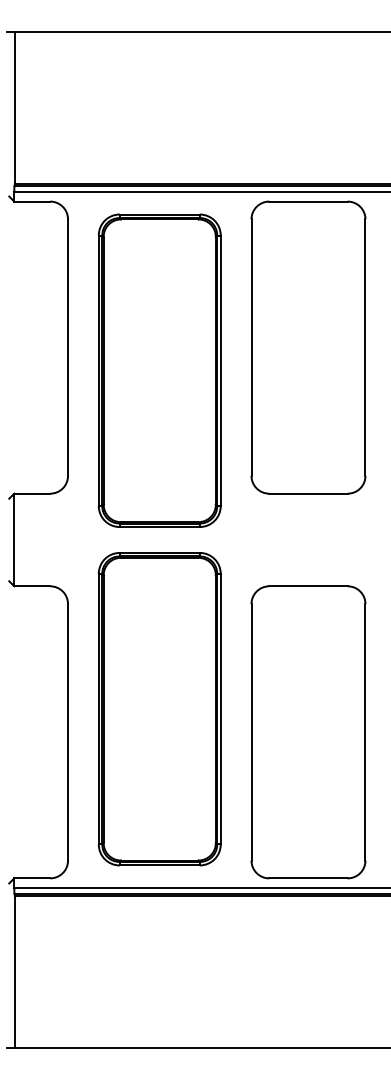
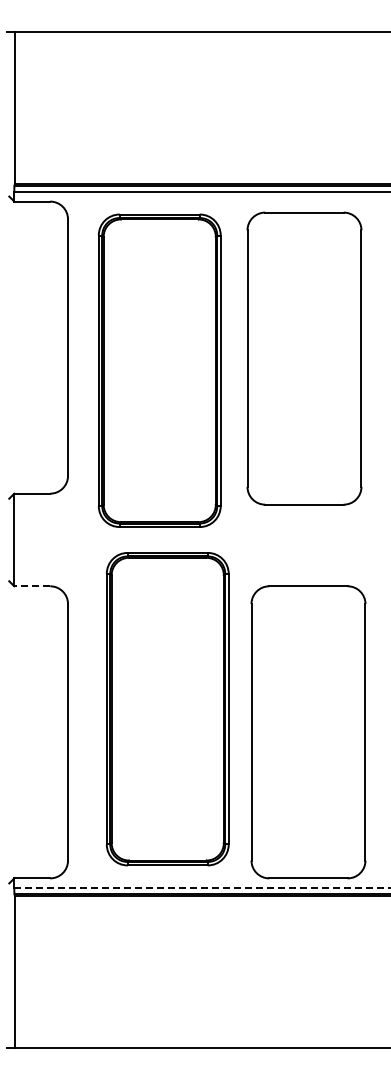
part position: (308, 347) -> (304, 358) (304, 358)
line: solid -> dashed (32, 586)
part position: (159, 709) -> (167, 709) (167, 709)
line: solid -> dashed (203, 887)
